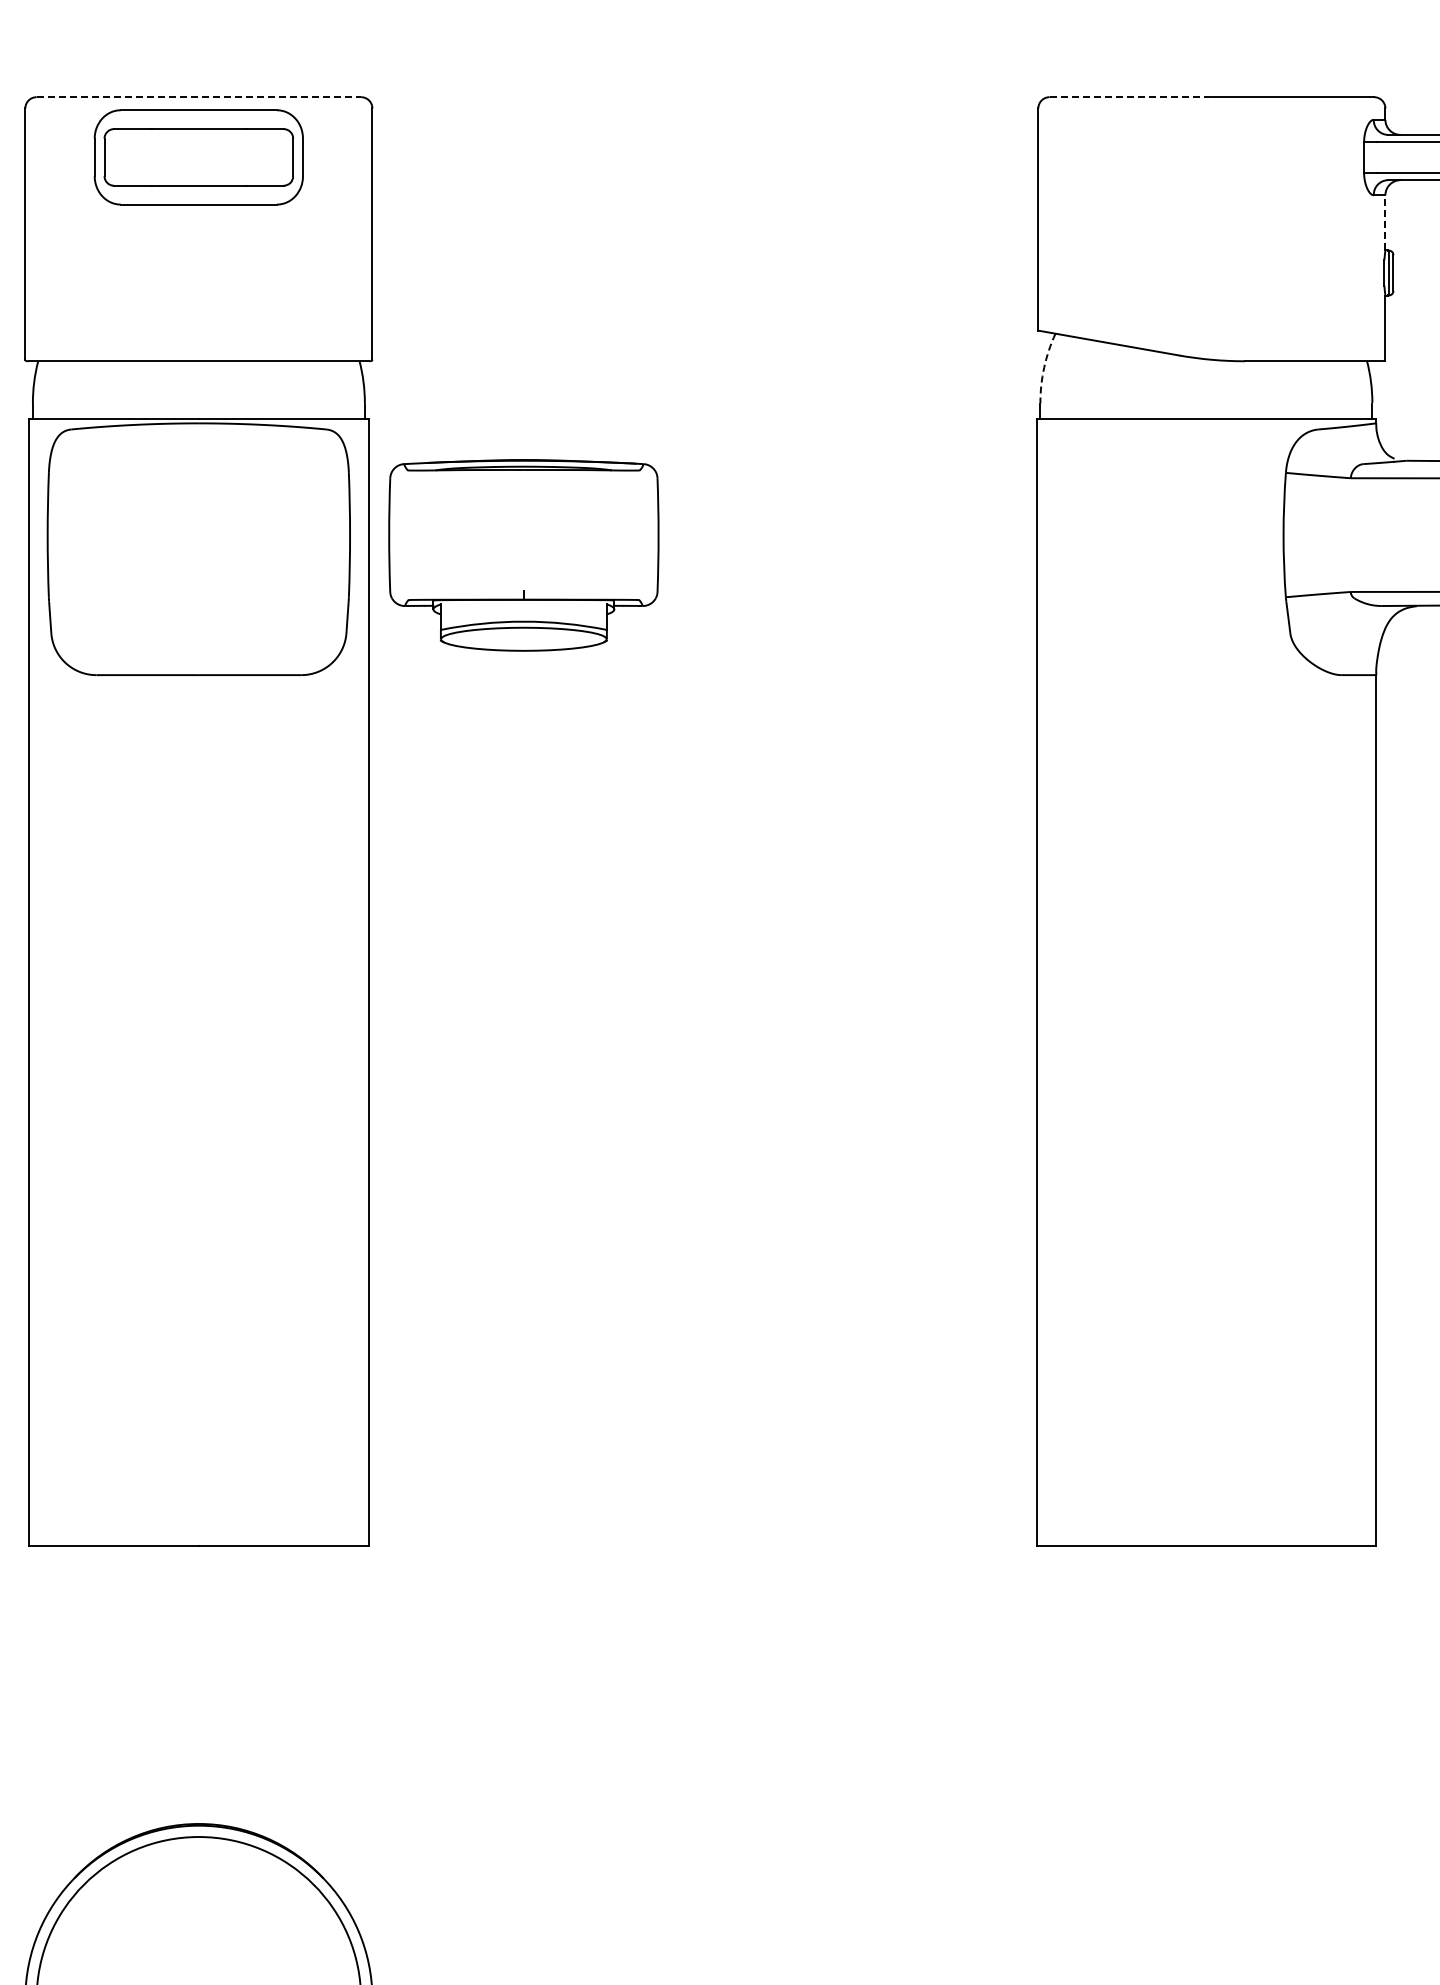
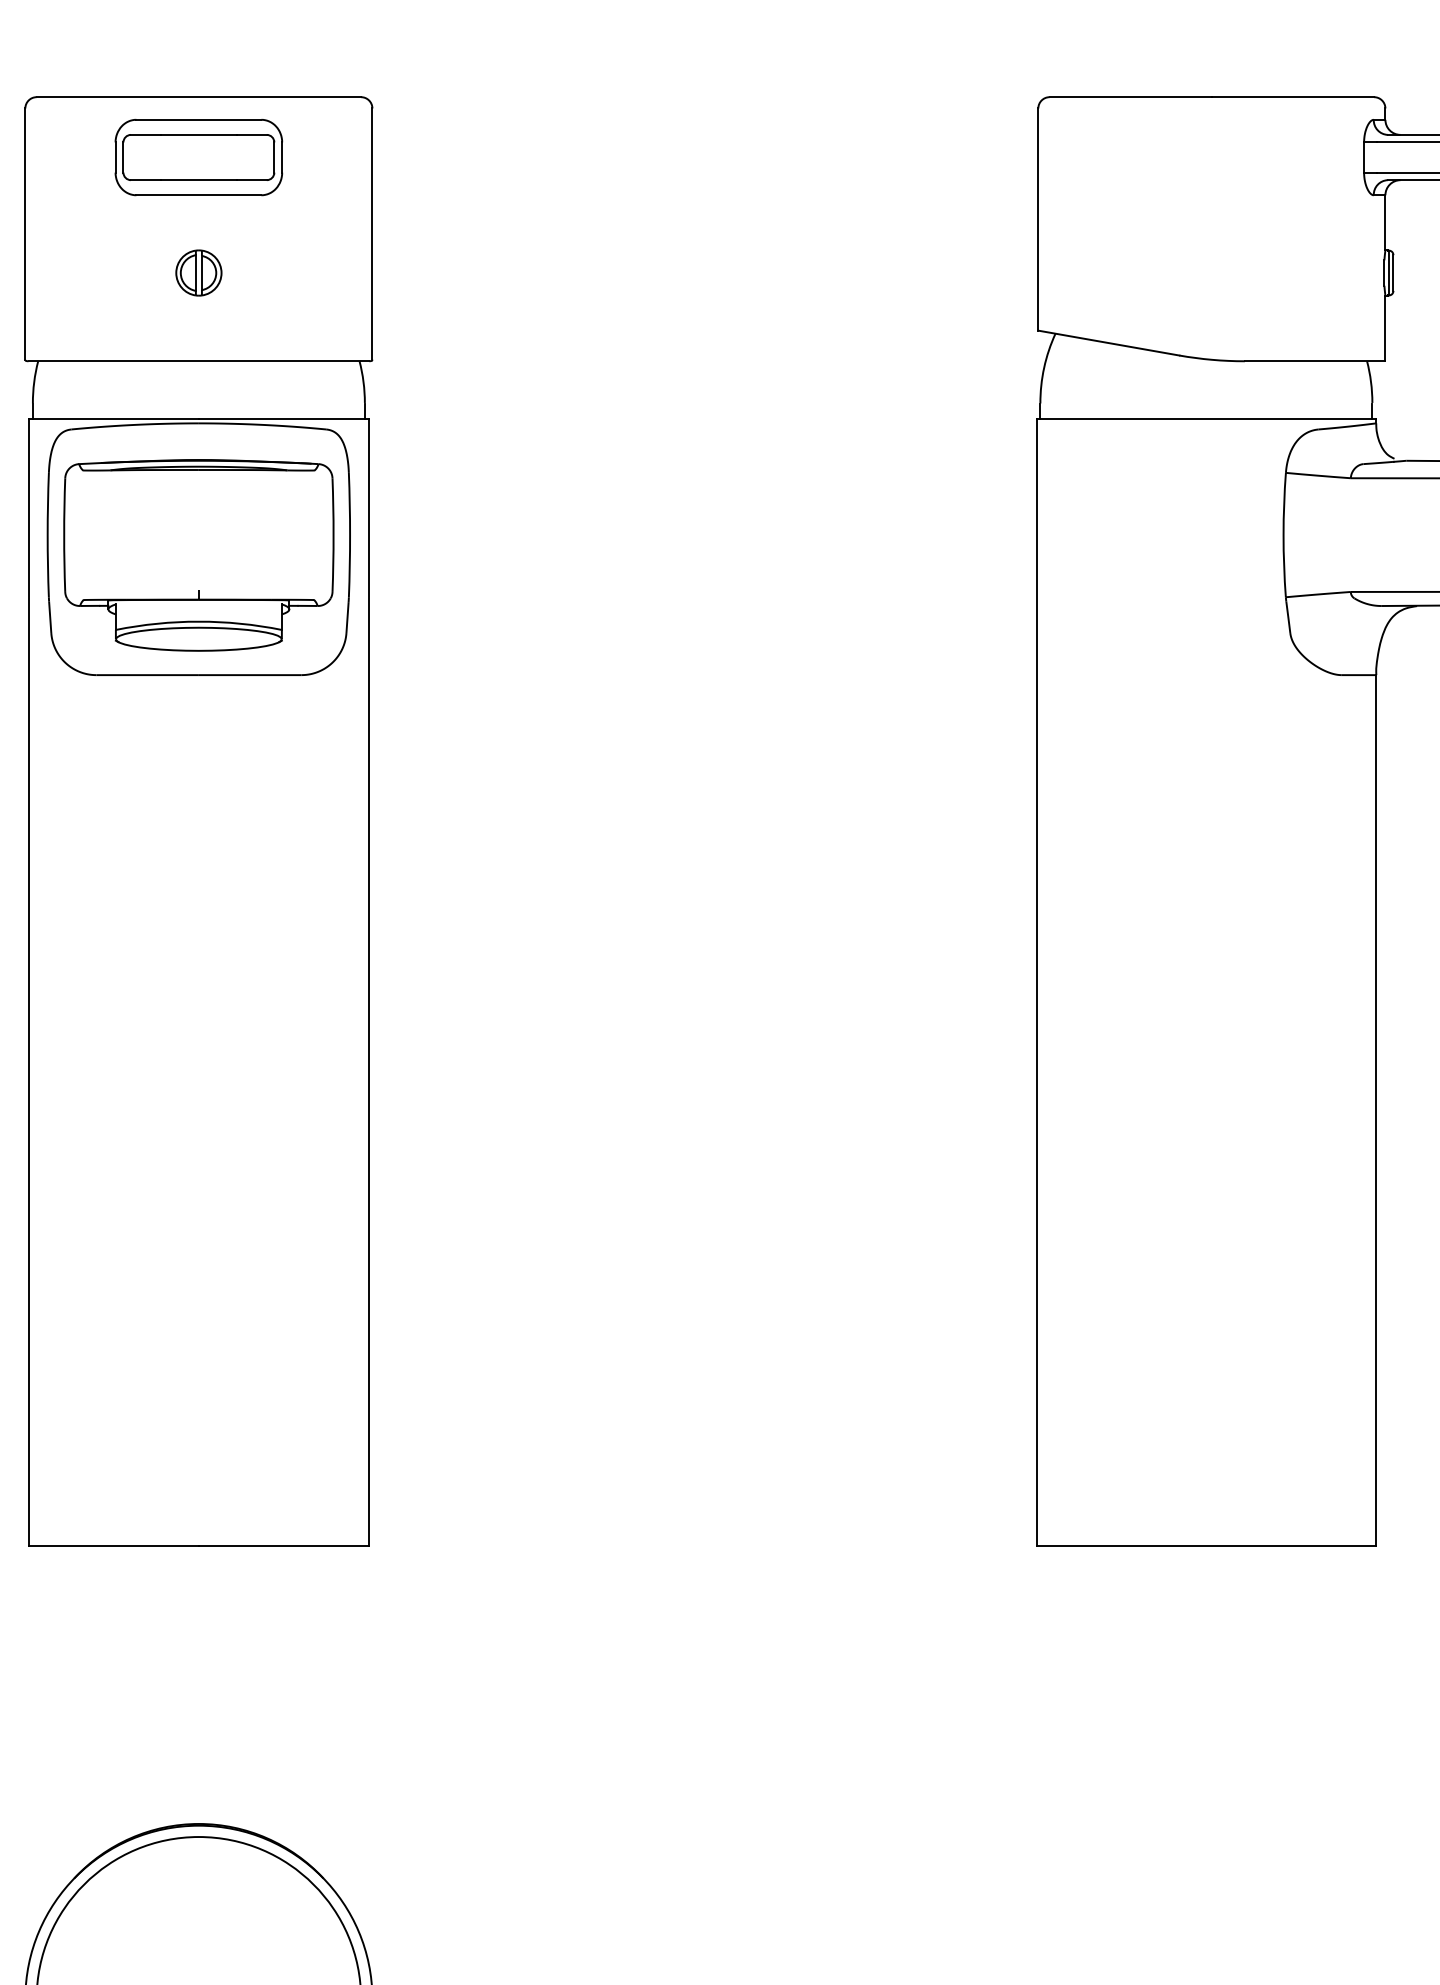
line: dashed -> solid (199, 97)
line: dashed -> solid (1131, 97)
part size: 211x97 px -> 170x78 px (198, 157)
line: dashed -> solid (1385, 222)
part: none -> present (198, 272)
arc: dashed -> solid (1044, 367)
part position: (523, 555) -> (198, 555) (198, 555)
